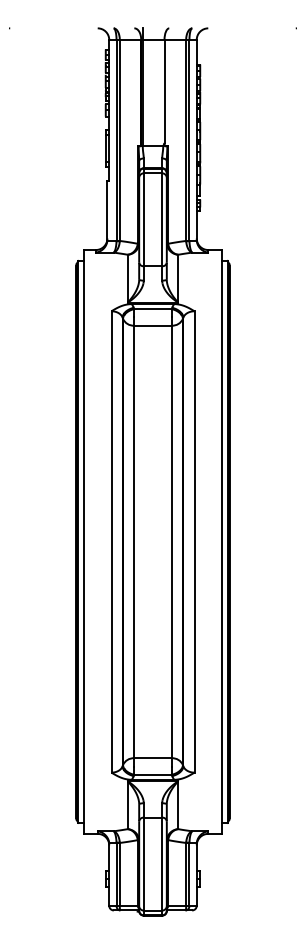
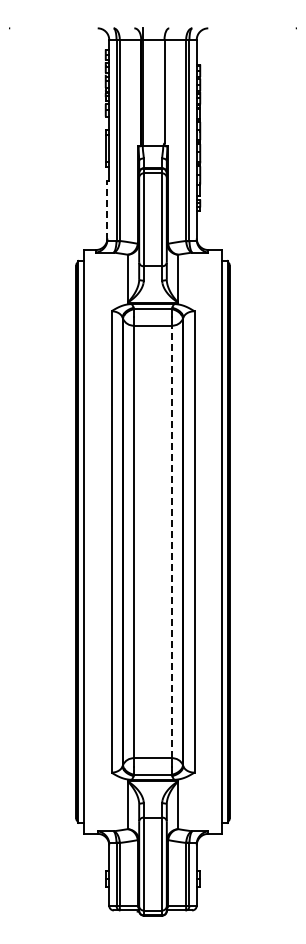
line: solid -> dashed (107, 209)
line: solid -> dashed (171, 541)
